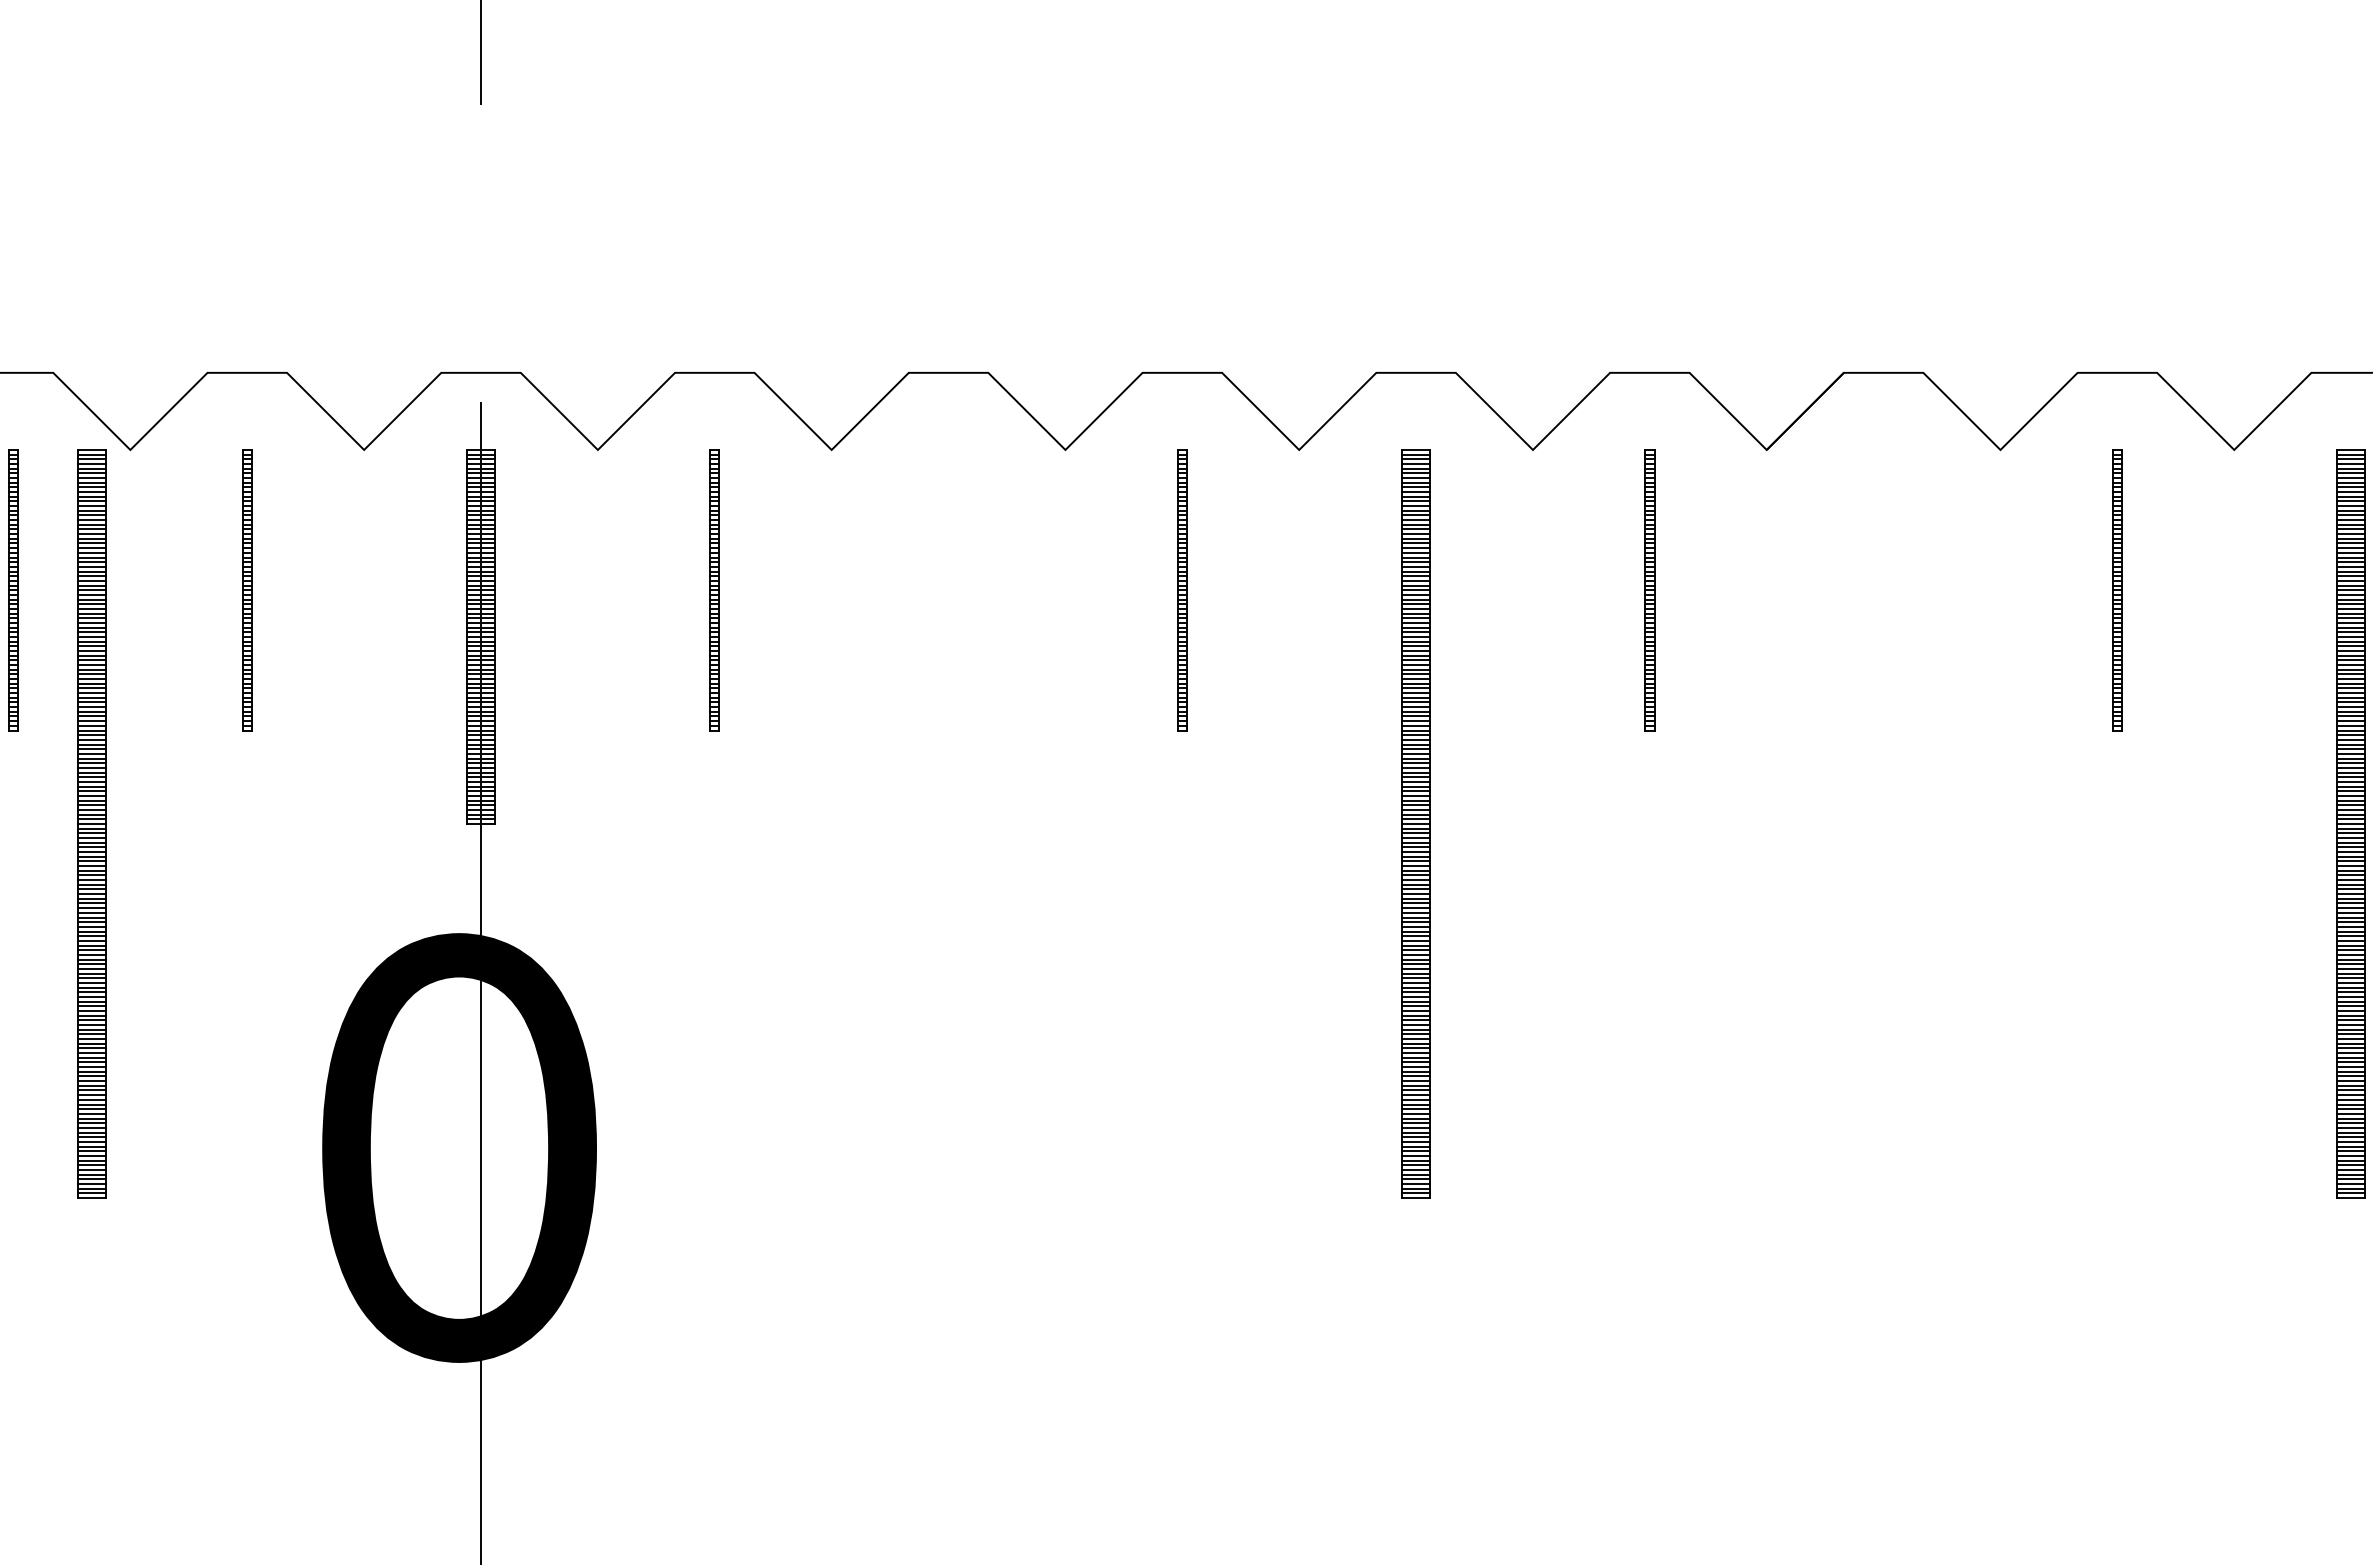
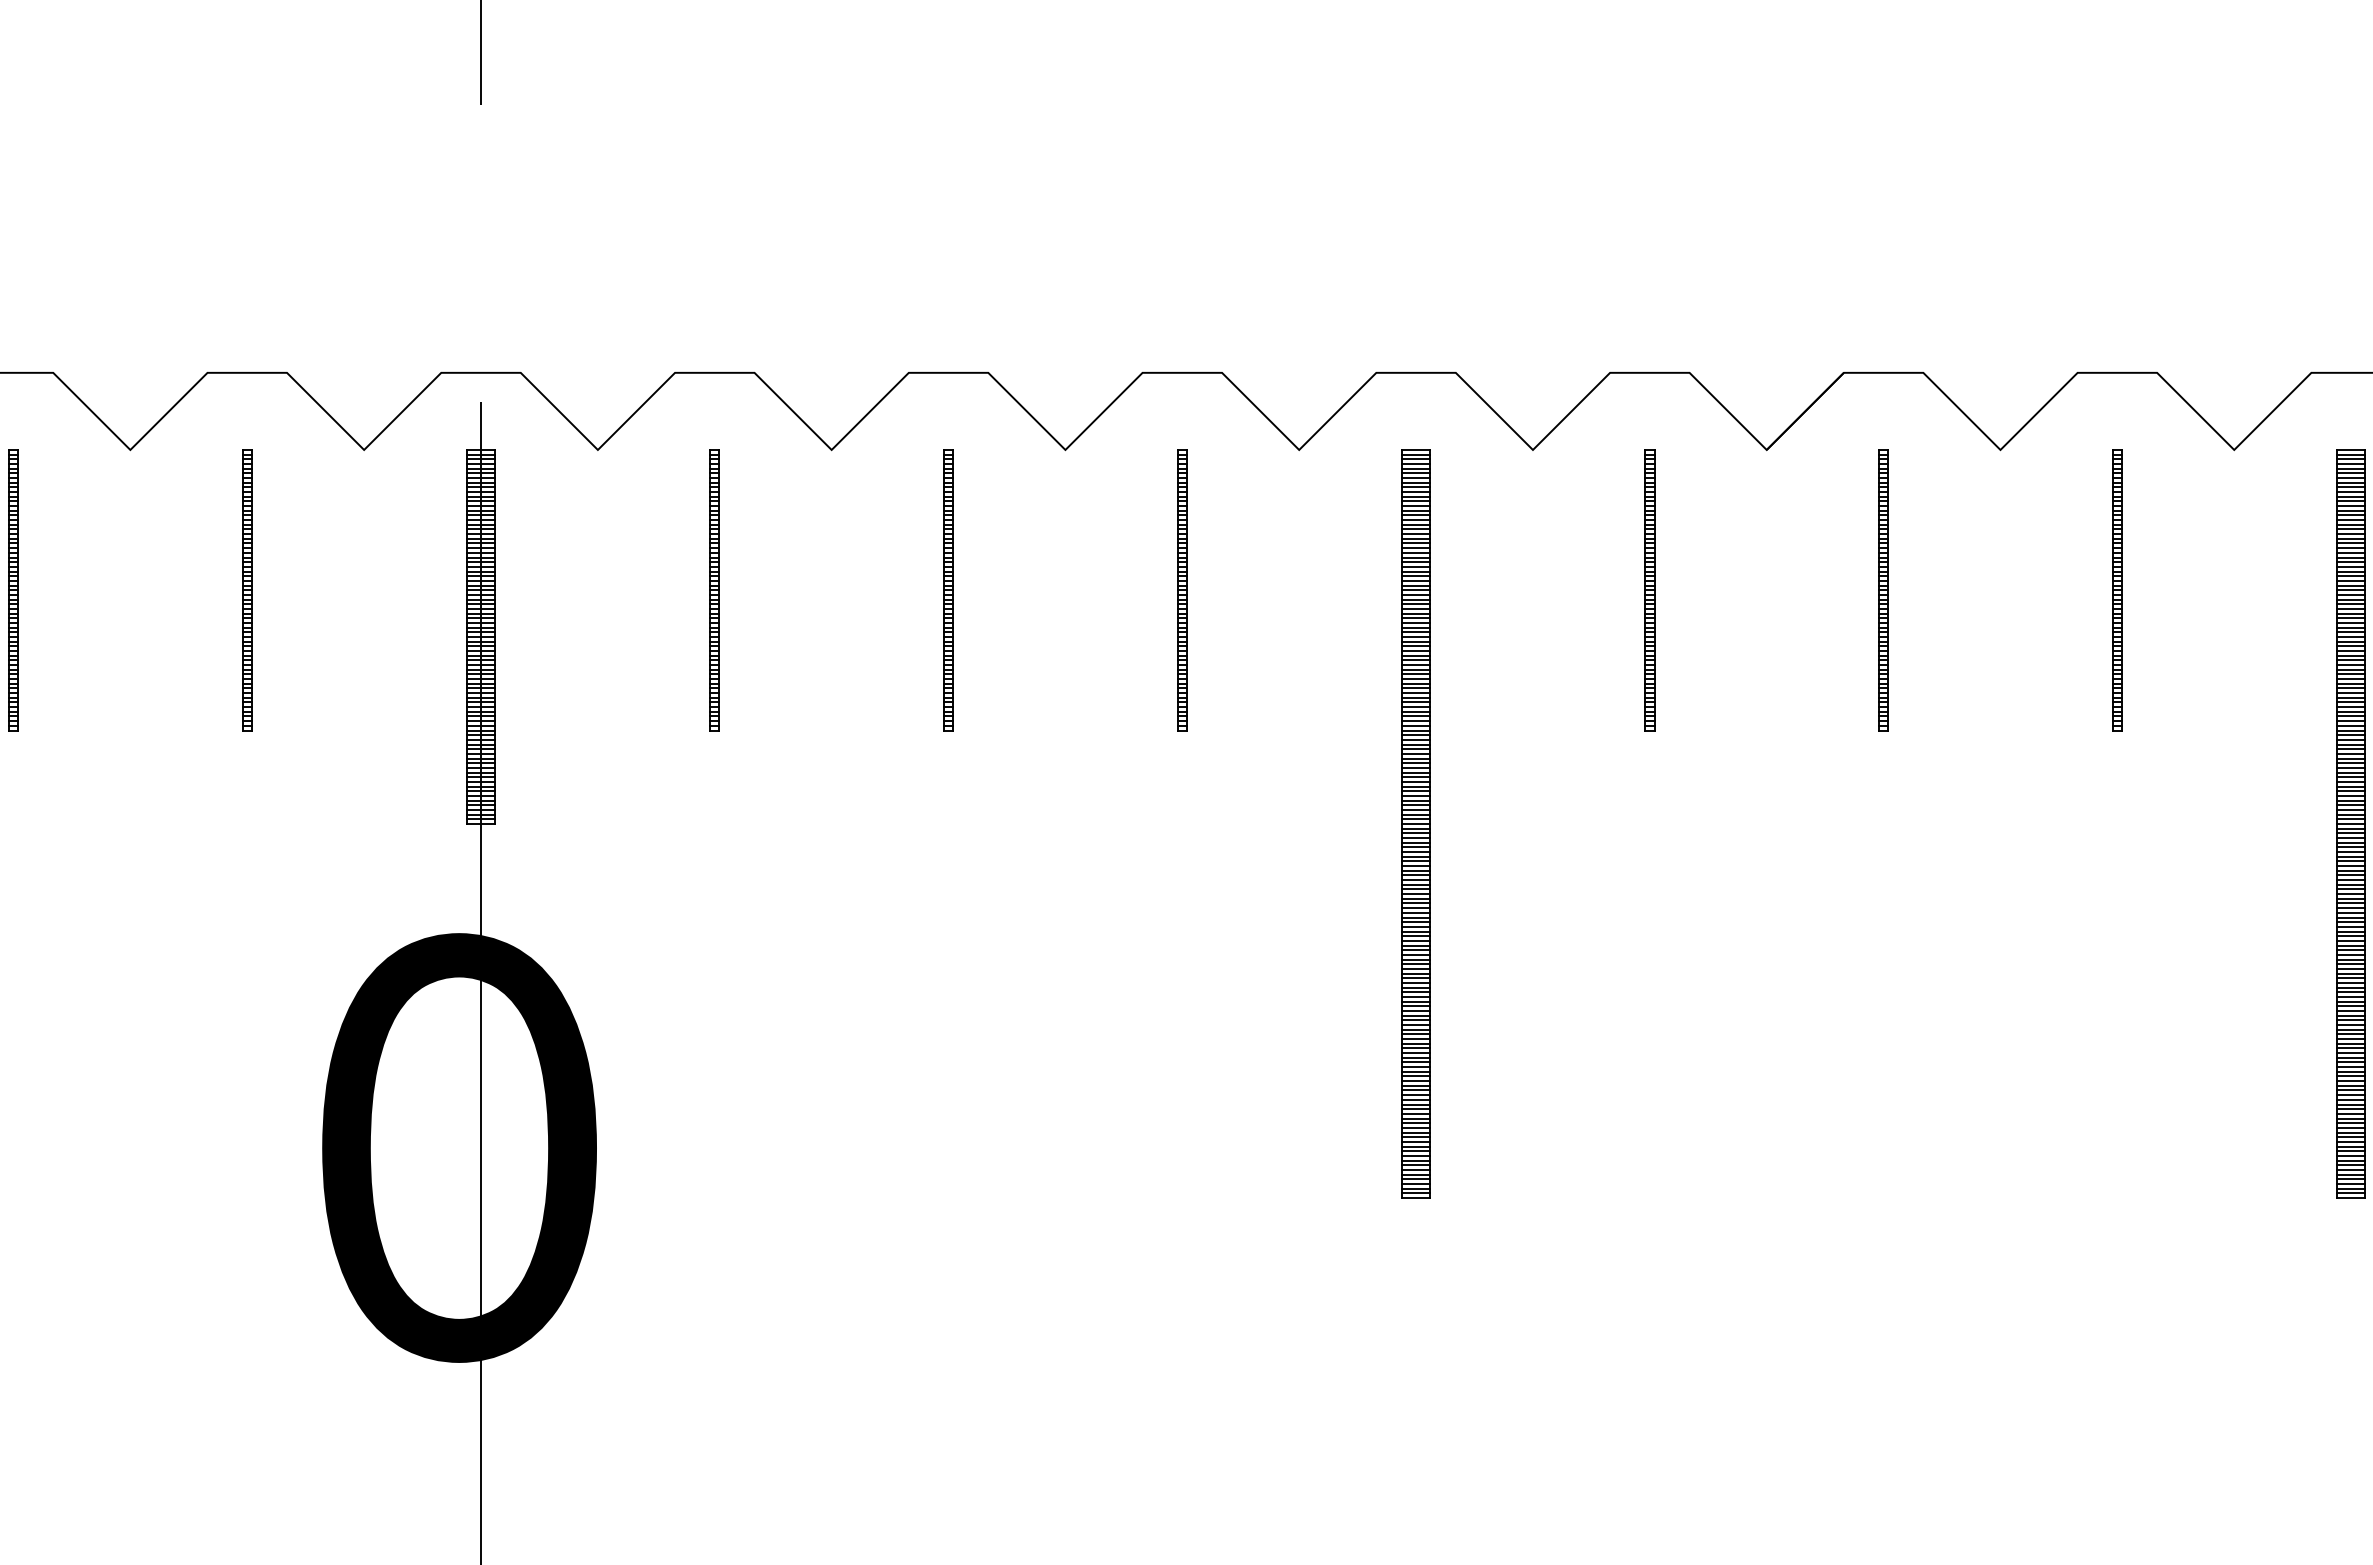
part: none -> present (948, 590)
part: none -> present (1883, 590)
part: present -> none (91, 823)
